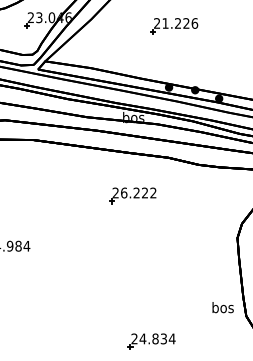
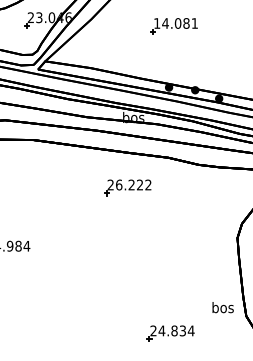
text: 21.226 -> 14.081 (176, 23)
part position: (132, 195) -> (127, 187) (127, 187)
part position: (151, 341) -> (170, 333) (170, 333)
